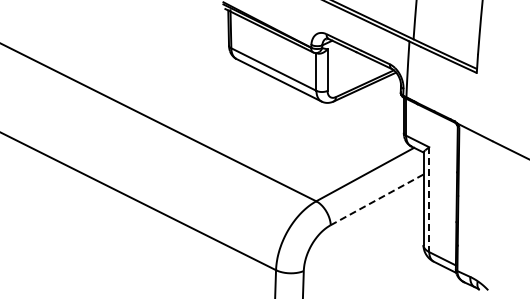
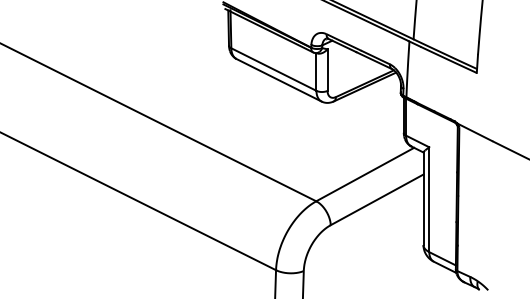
line: dashed -> solid (377, 199)
line: dashed -> solid (429, 200)
